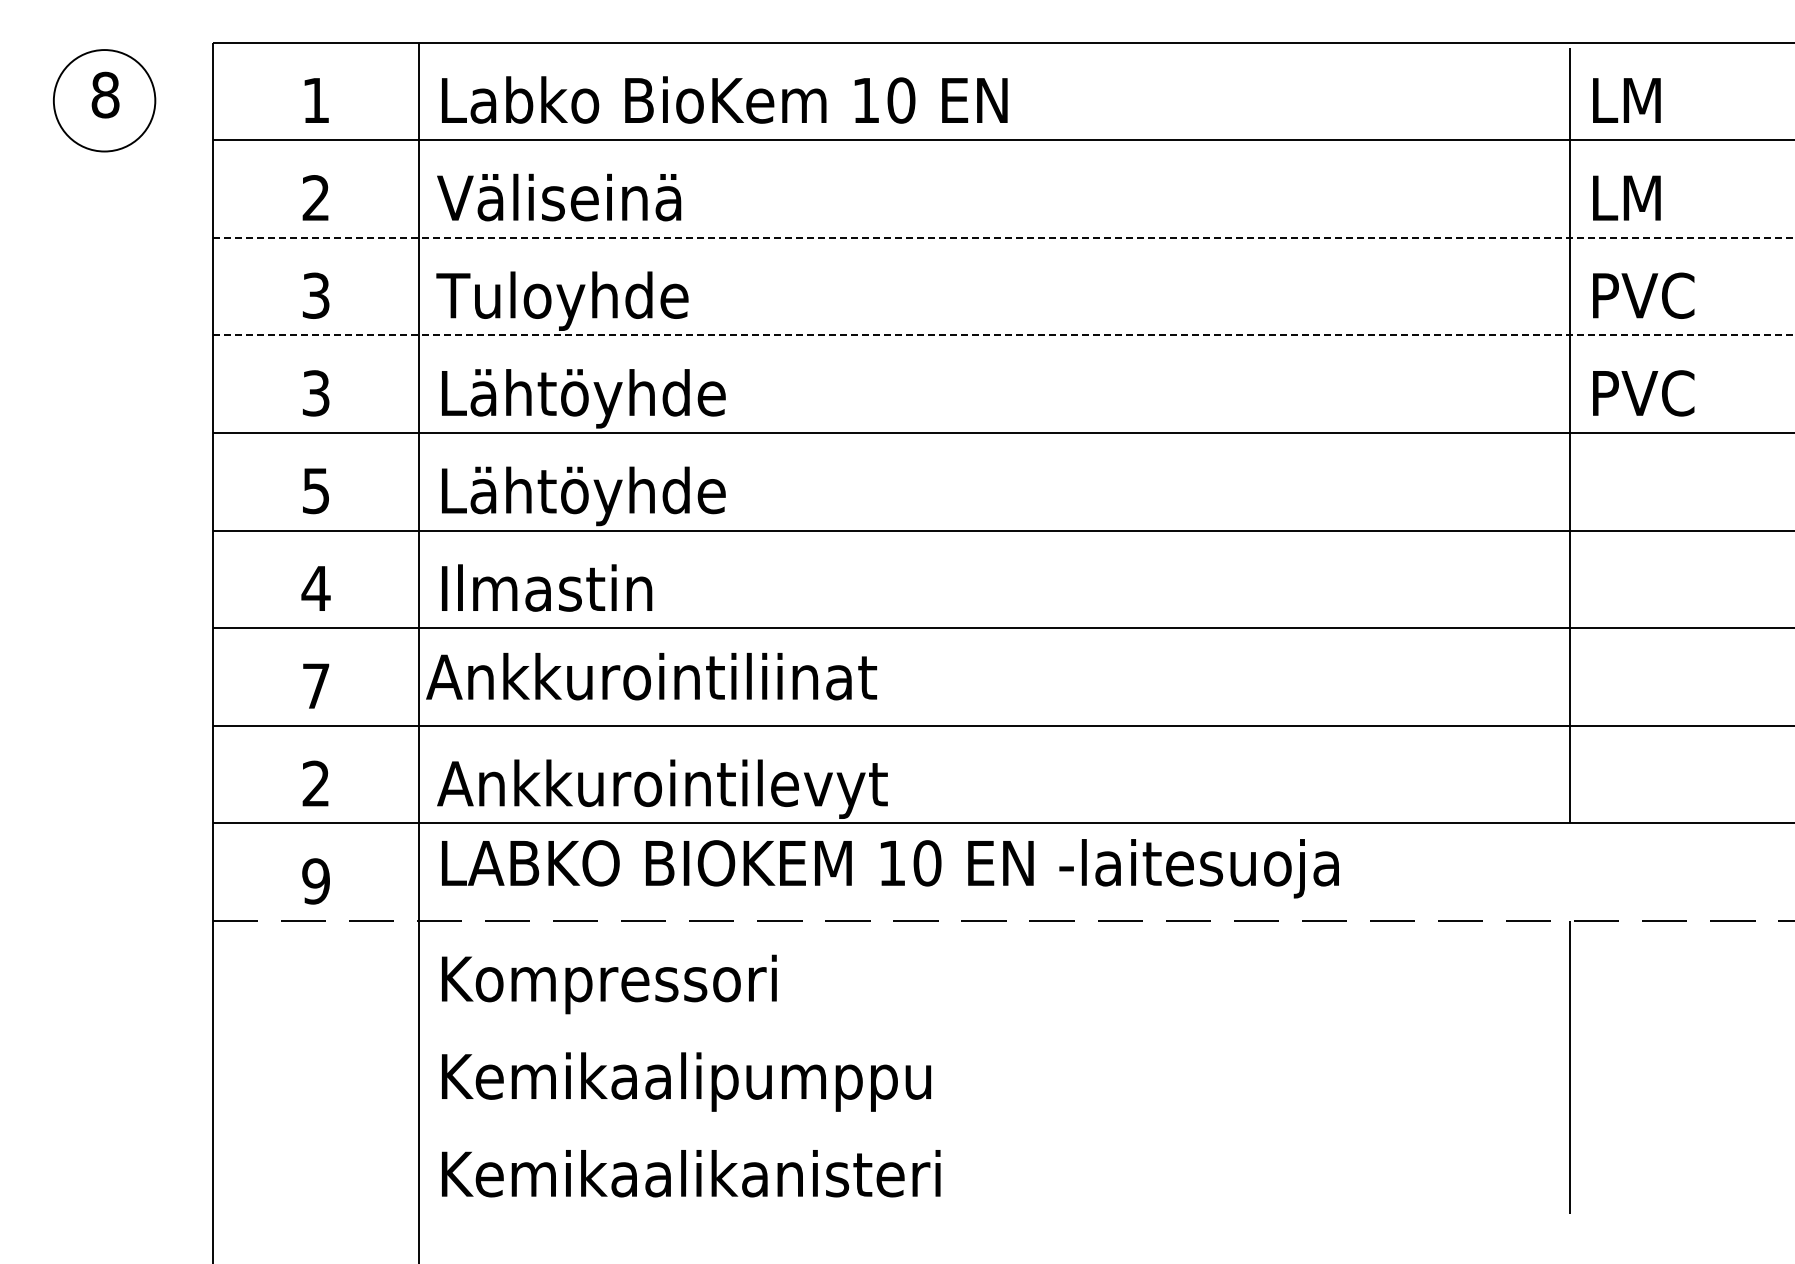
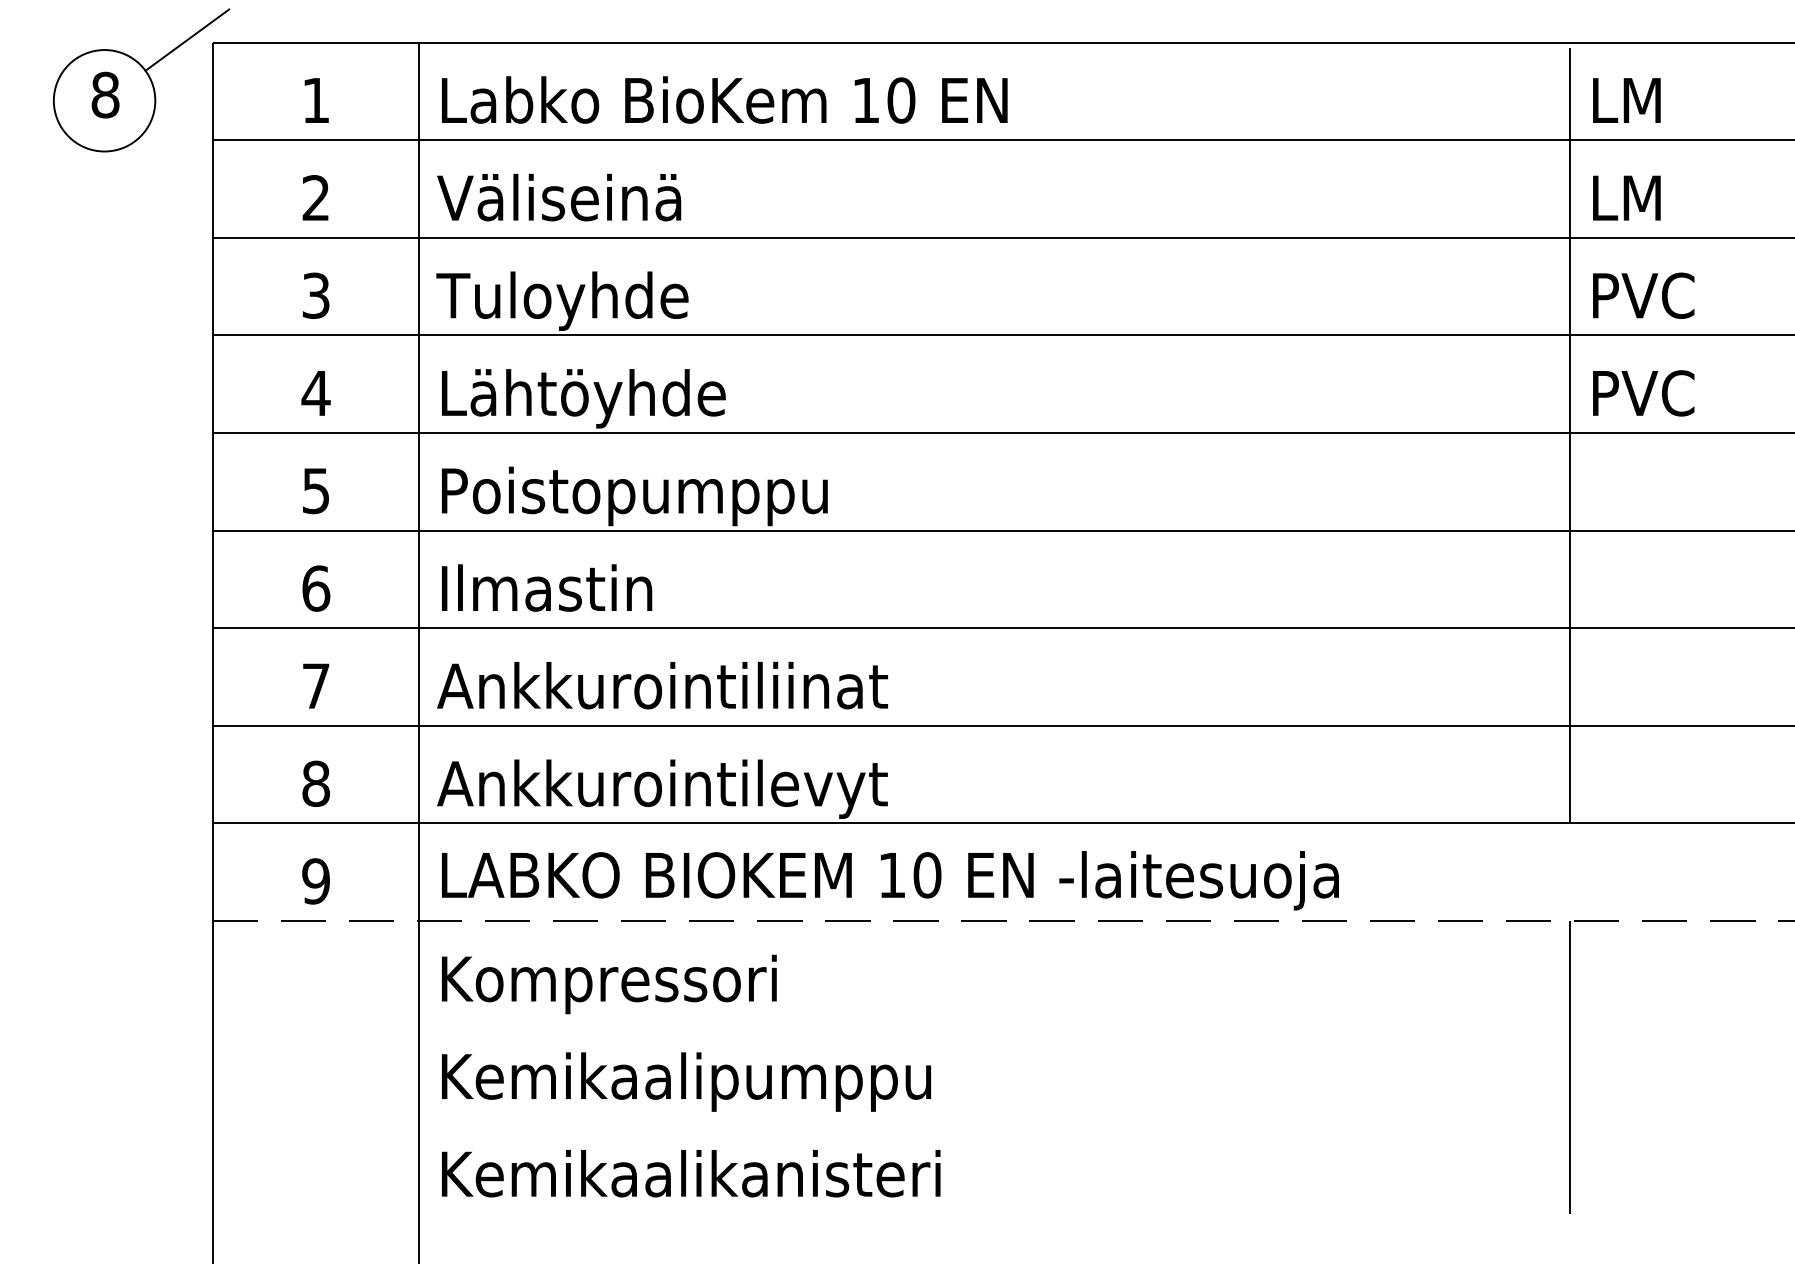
line: none -> present (187, 39)
line: dashed -> solid (1003, 237)
line: dashed -> solid (1003, 335)
text: 3 -> 4 (315, 393)
text: Lähtöyhde -> Poistopumppu (637, 496)
text: 4 -> 6 (315, 588)
text position: (651, 676) -> (662, 685) (662, 685)
text: 2 -> 8 (316, 783)
text position: (890, 868) -> (890, 880) (890, 880)
